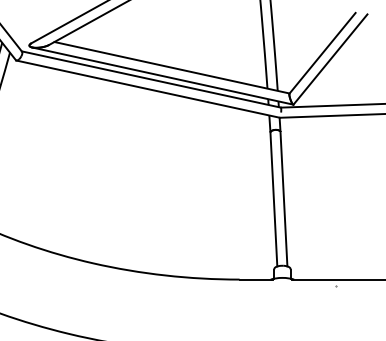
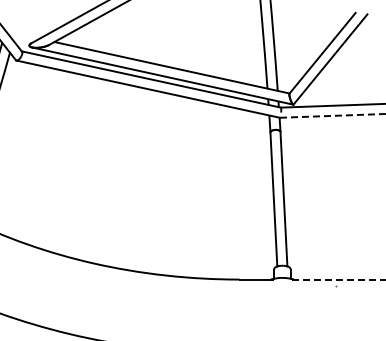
line: solid -> dashed (332, 115)
line: solid -> dashed (338, 279)
